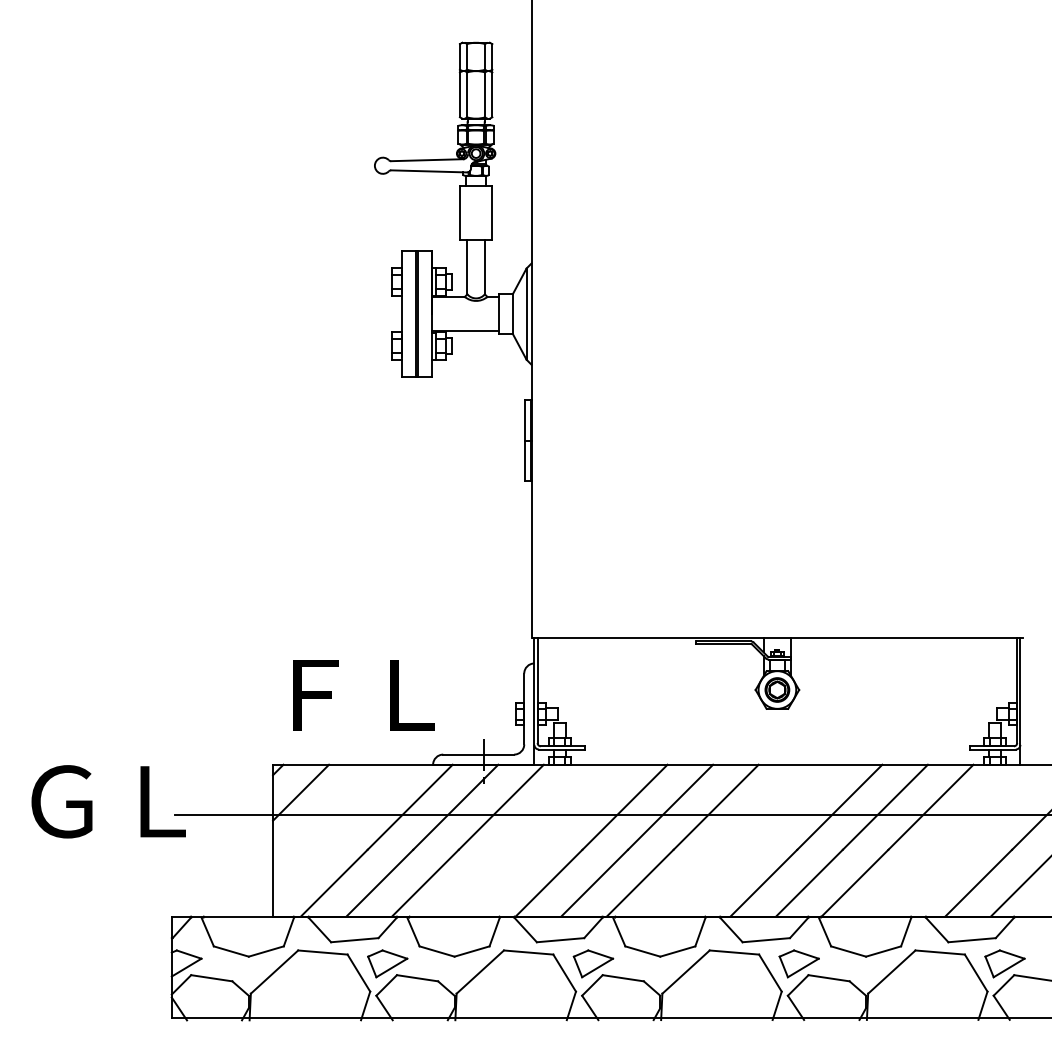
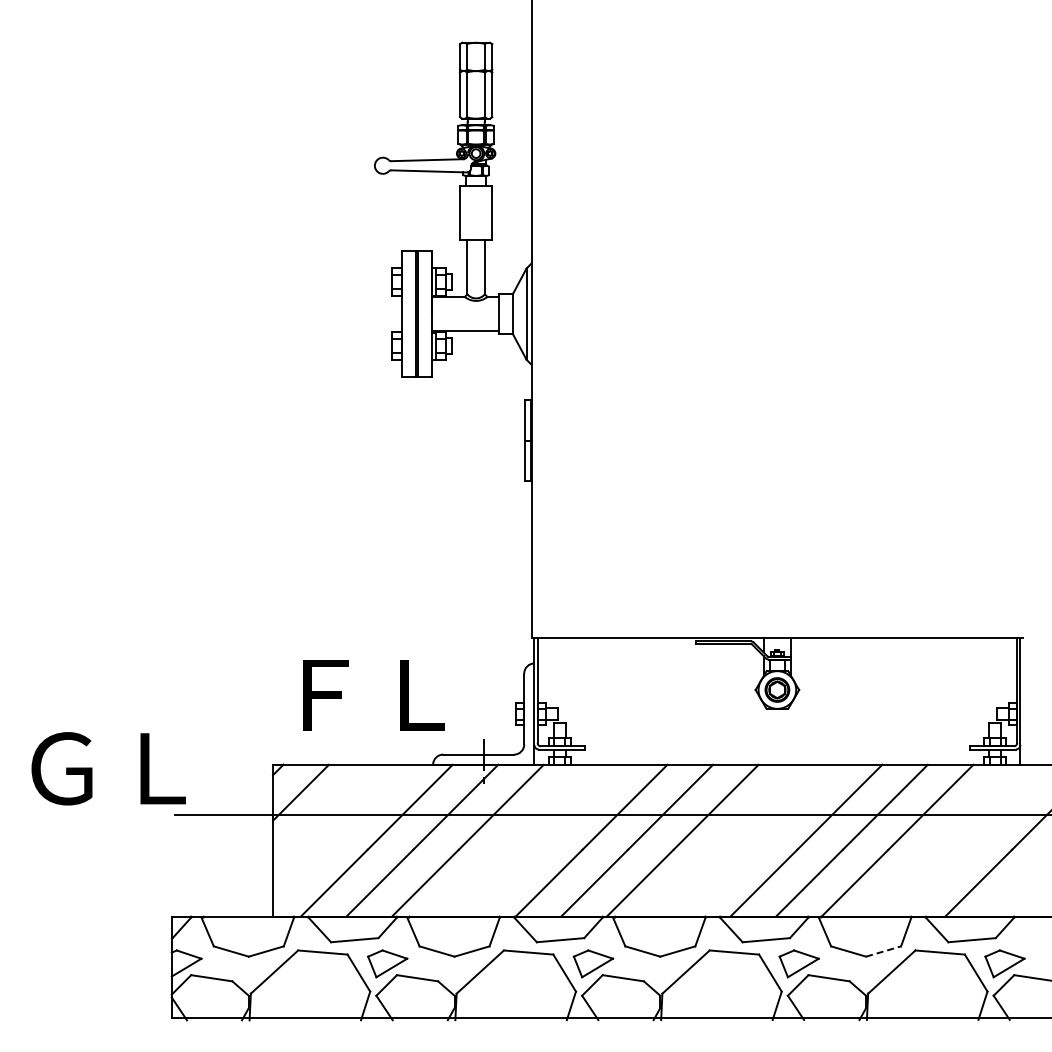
text position: (363, 695) -> (373, 695) (373, 695)
text position: (108, 801) -> (108, 768) (108, 768)
line: present -> none (1019, 887)
line: solid -> dashed (884, 951)
